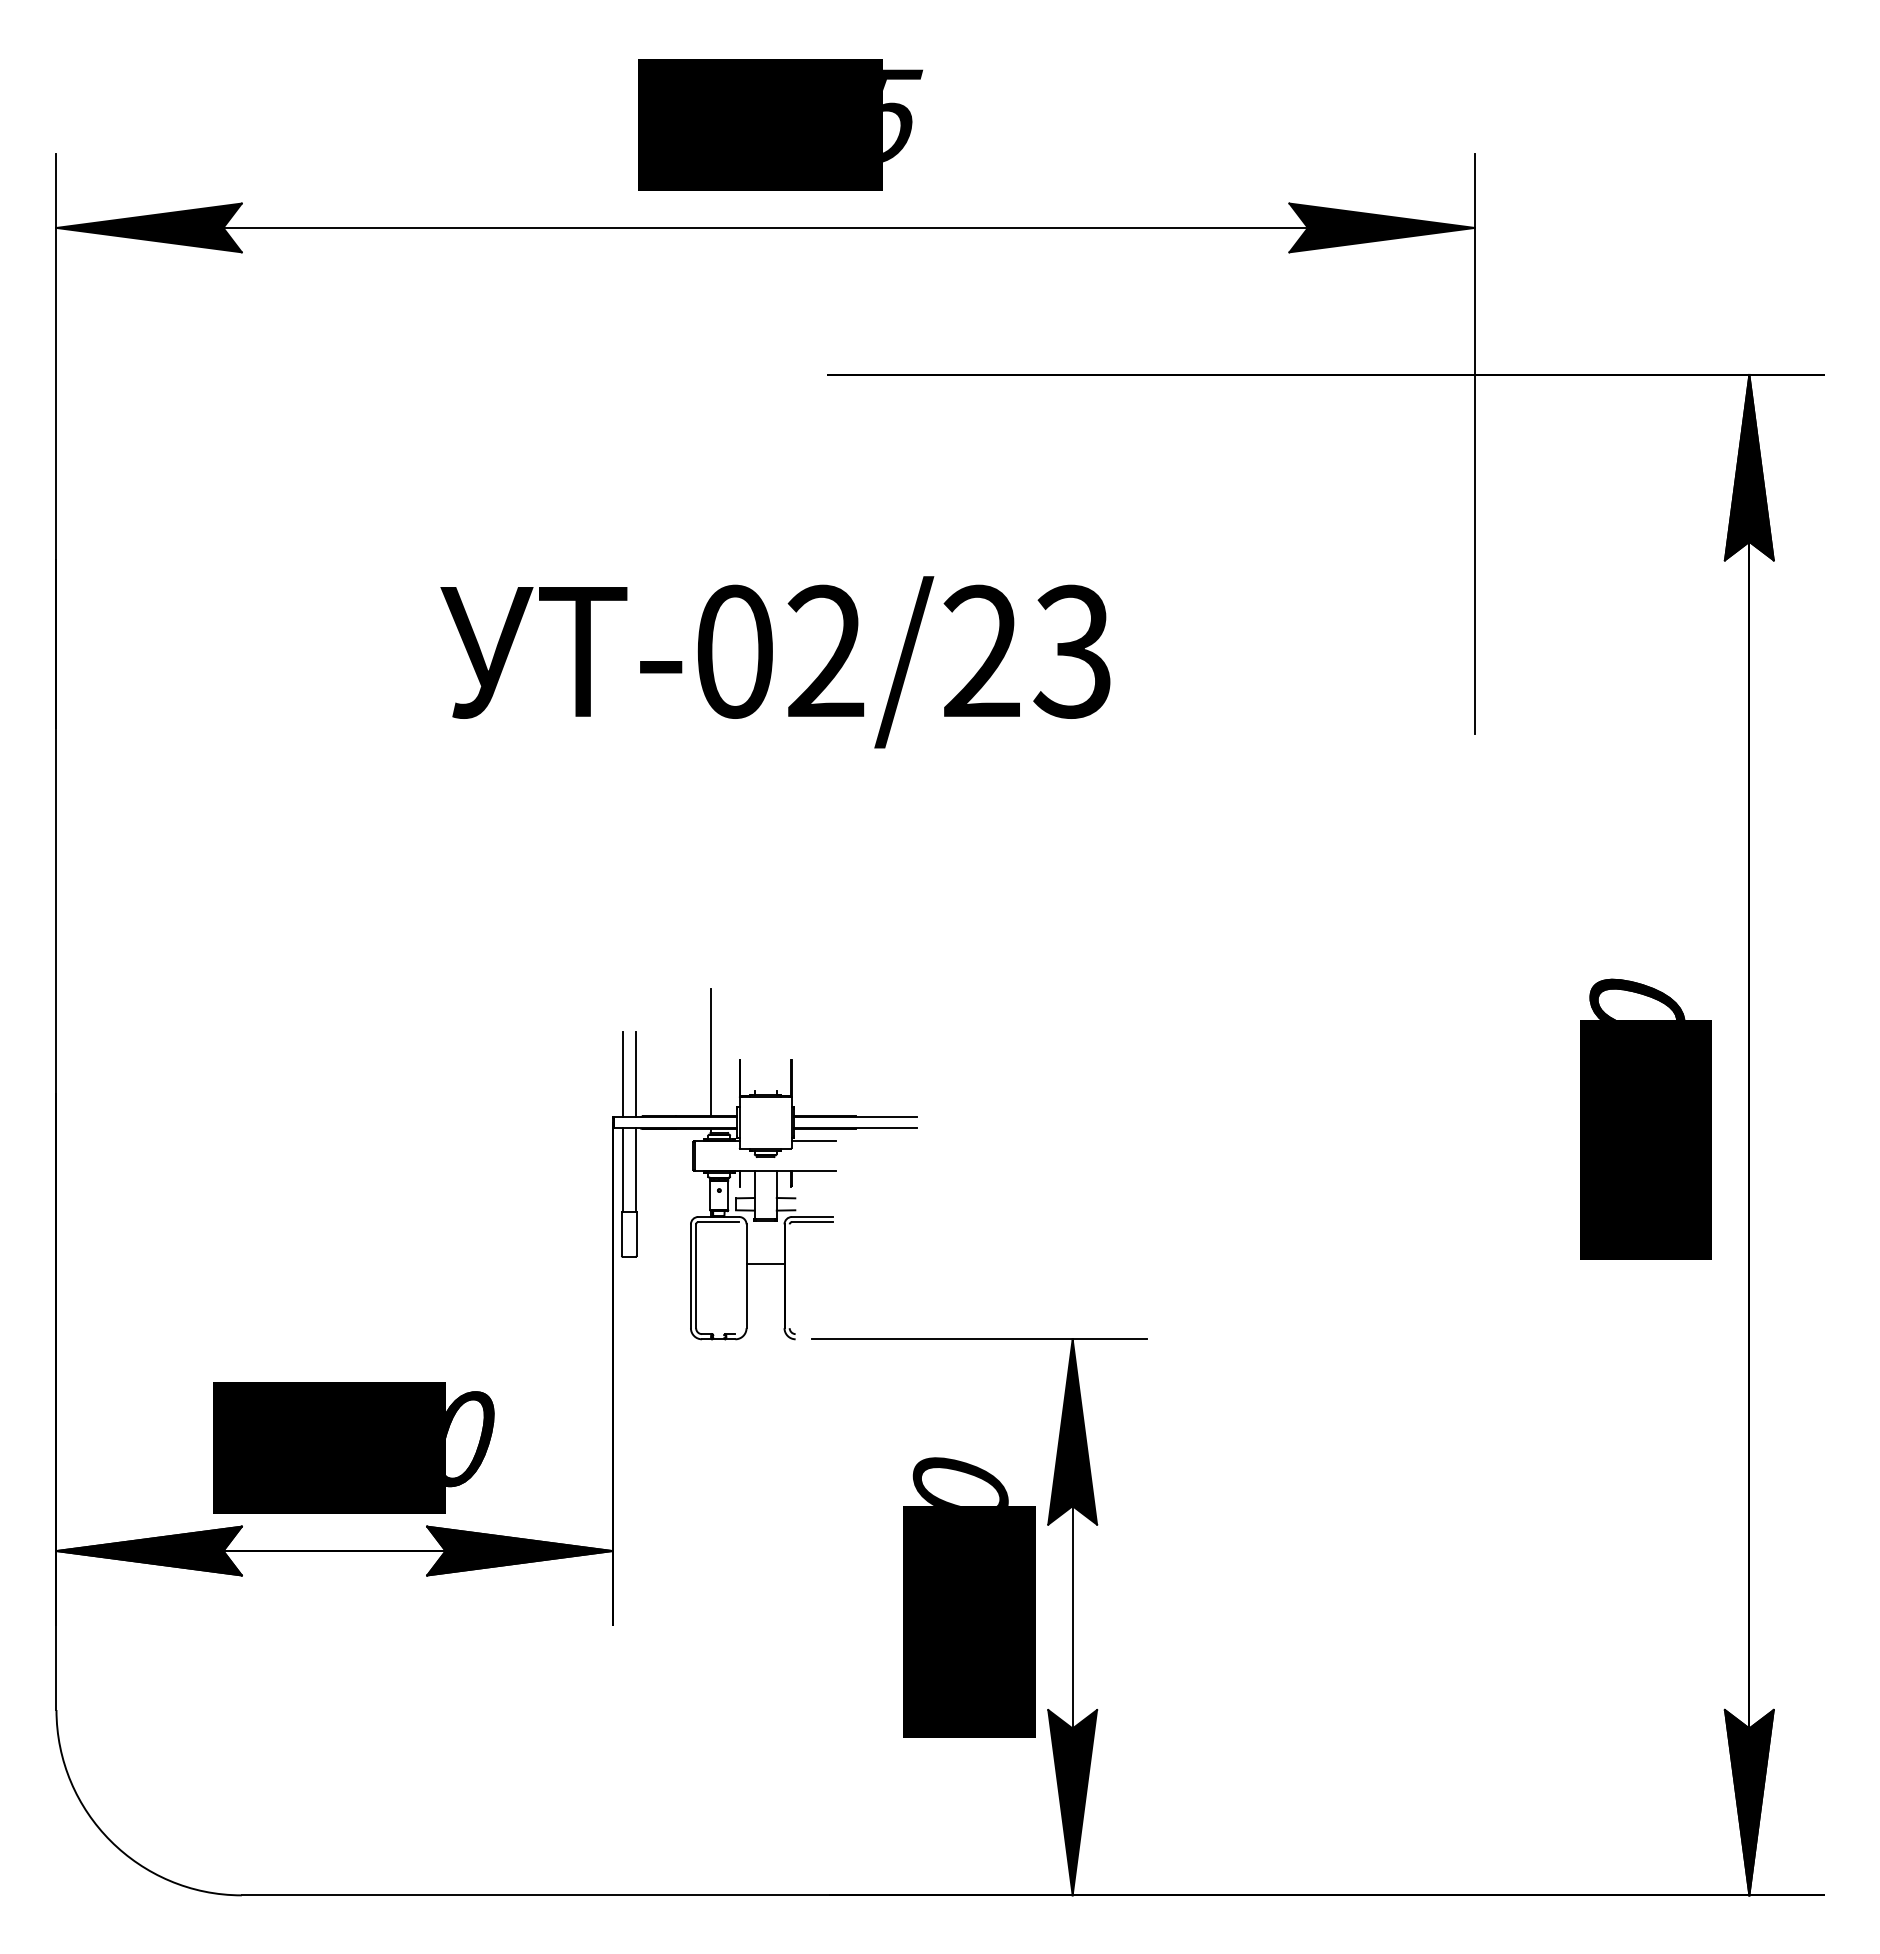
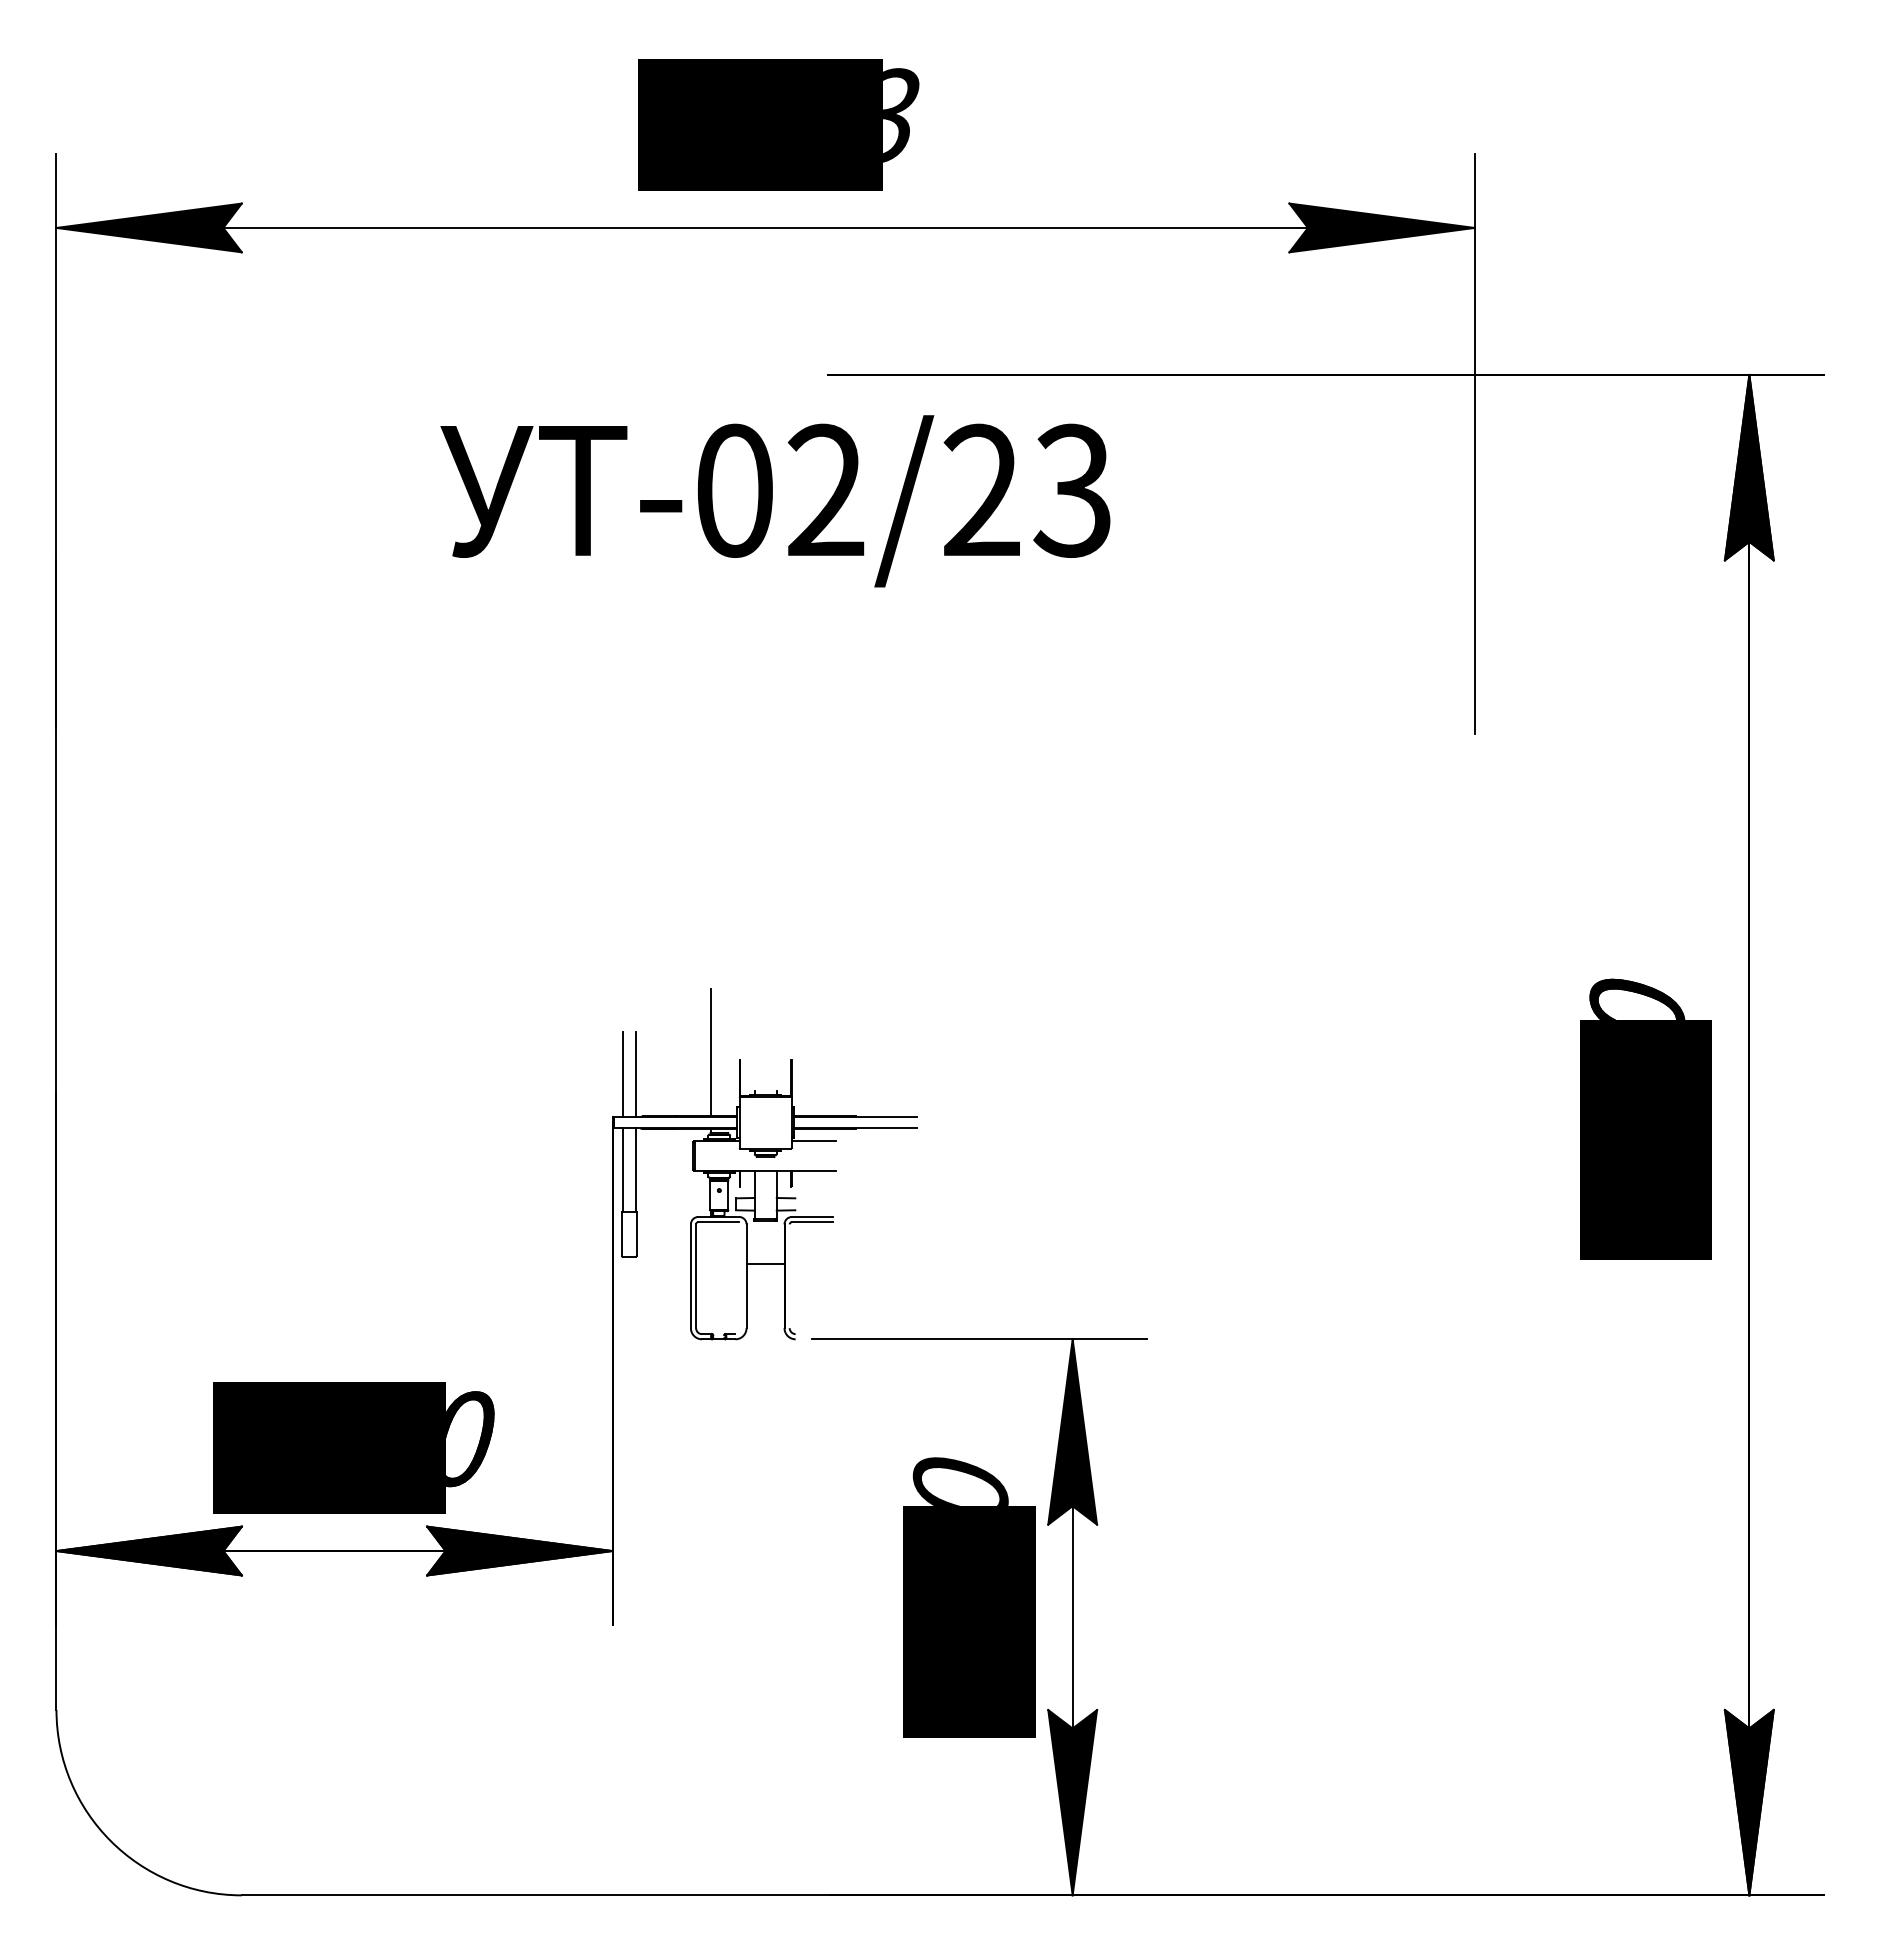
text: 3825 -> 3823 (903, 115)
text position: (775, 662) -> (775, 501) (775, 501)
